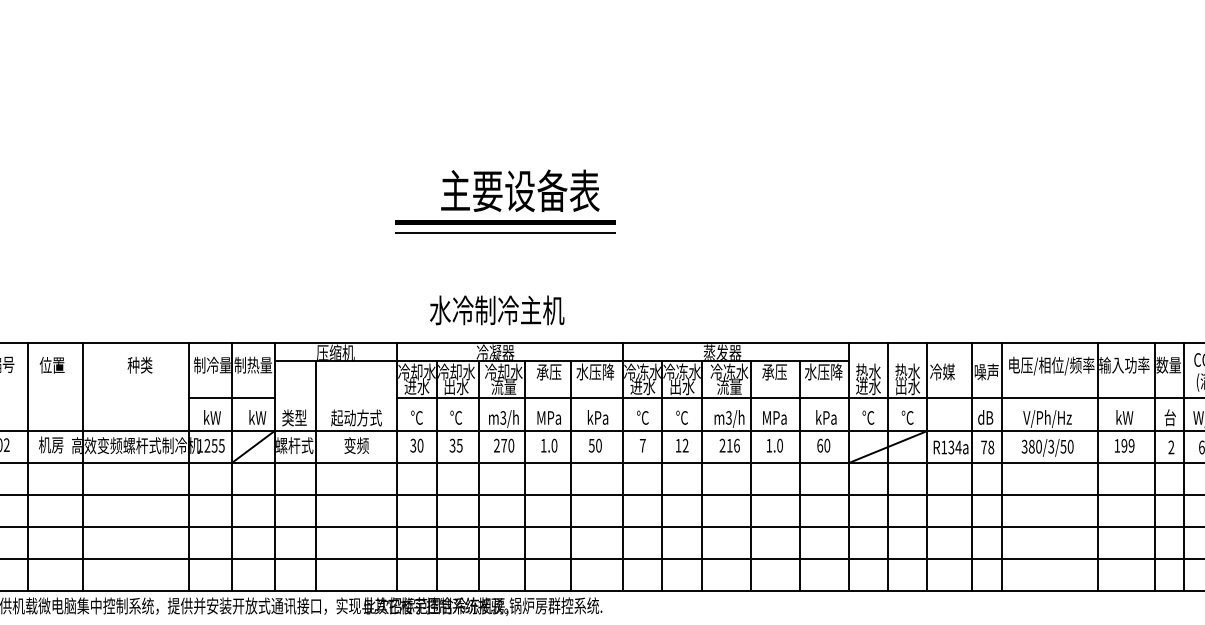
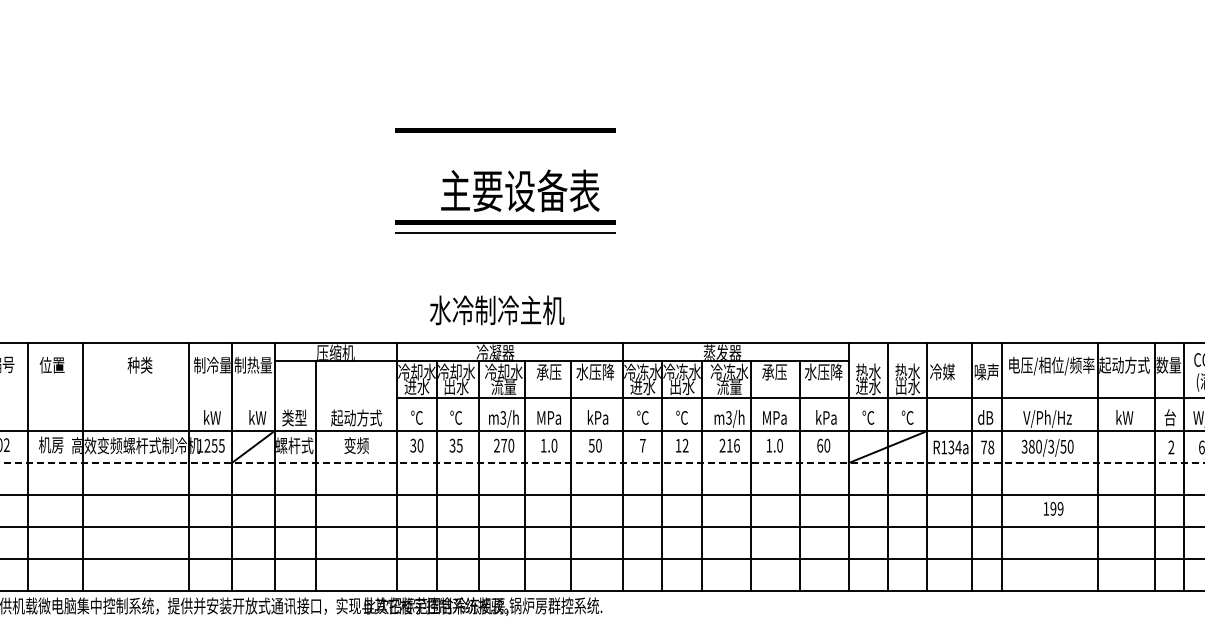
line: none -> present (505, 130)
text: 输入功率 -> 起动方式 (1124, 364)
line: present -> none (231, 397)
text position: (1124, 445) -> (1053, 508) (1053, 508)
line: solid -> dashed (602, 463)
